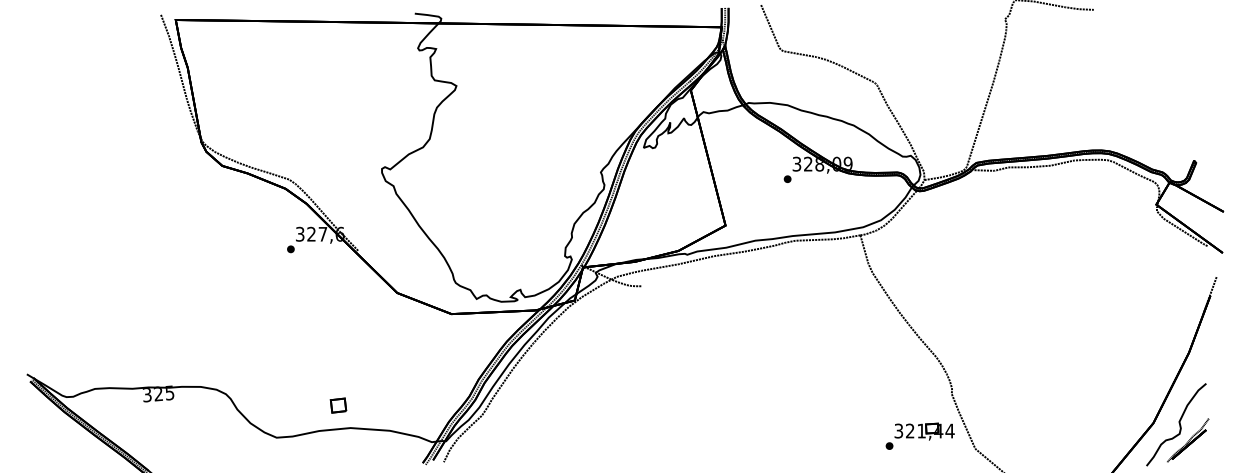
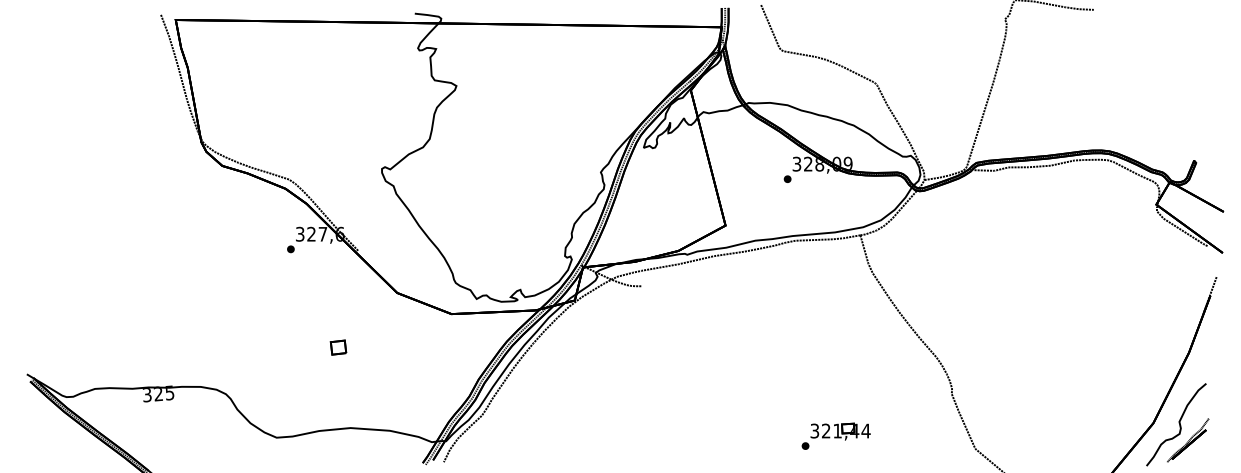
part position: (338, 405) -> (338, 347) (338, 347)
part position: (919, 435) -> (835, 435) (835, 435)
